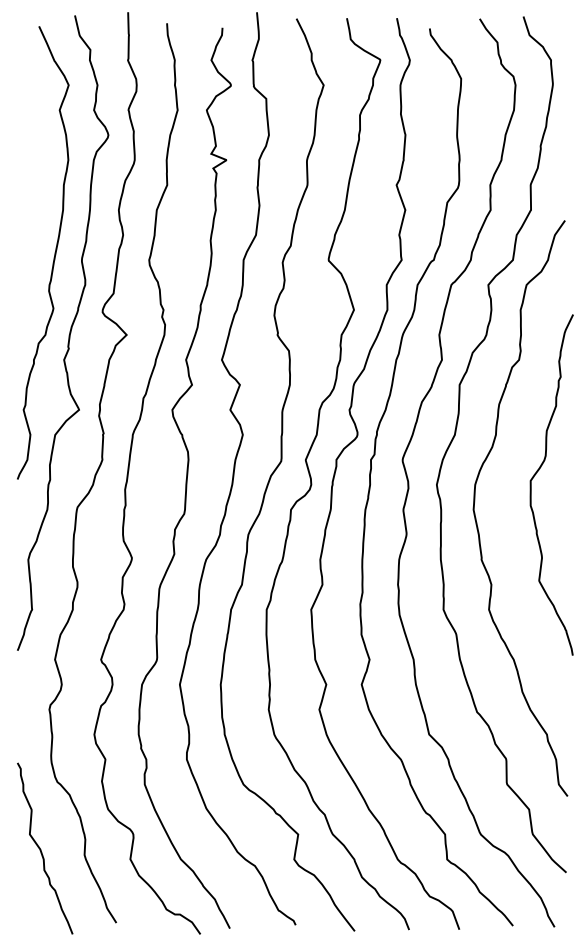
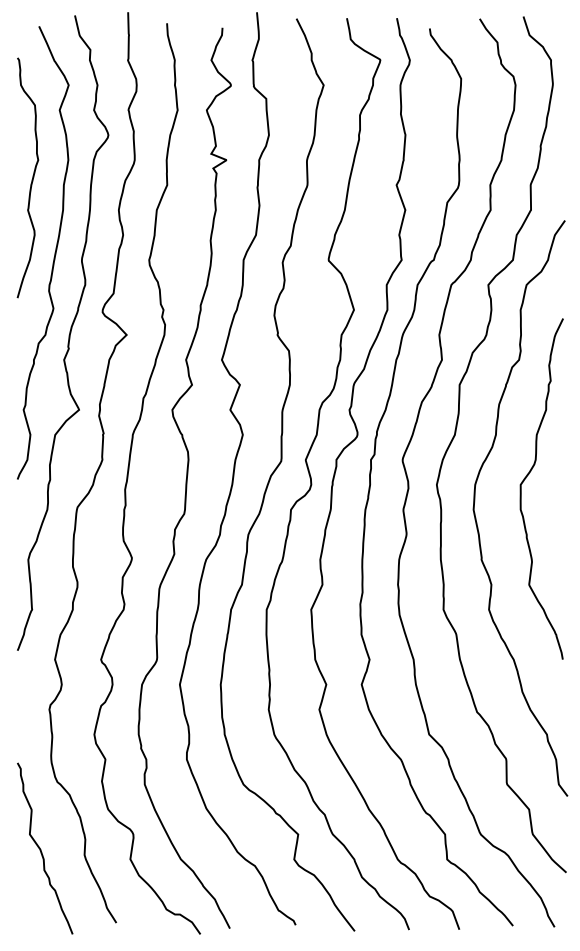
curve: none -> present (31, 179)
curve position: (536, 474) -> (526, 478) (526, 478)
